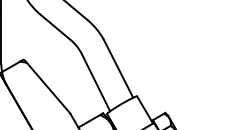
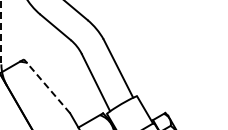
line: solid -> dashed (1, 32)
line: solid -> dashed (48, 87)
